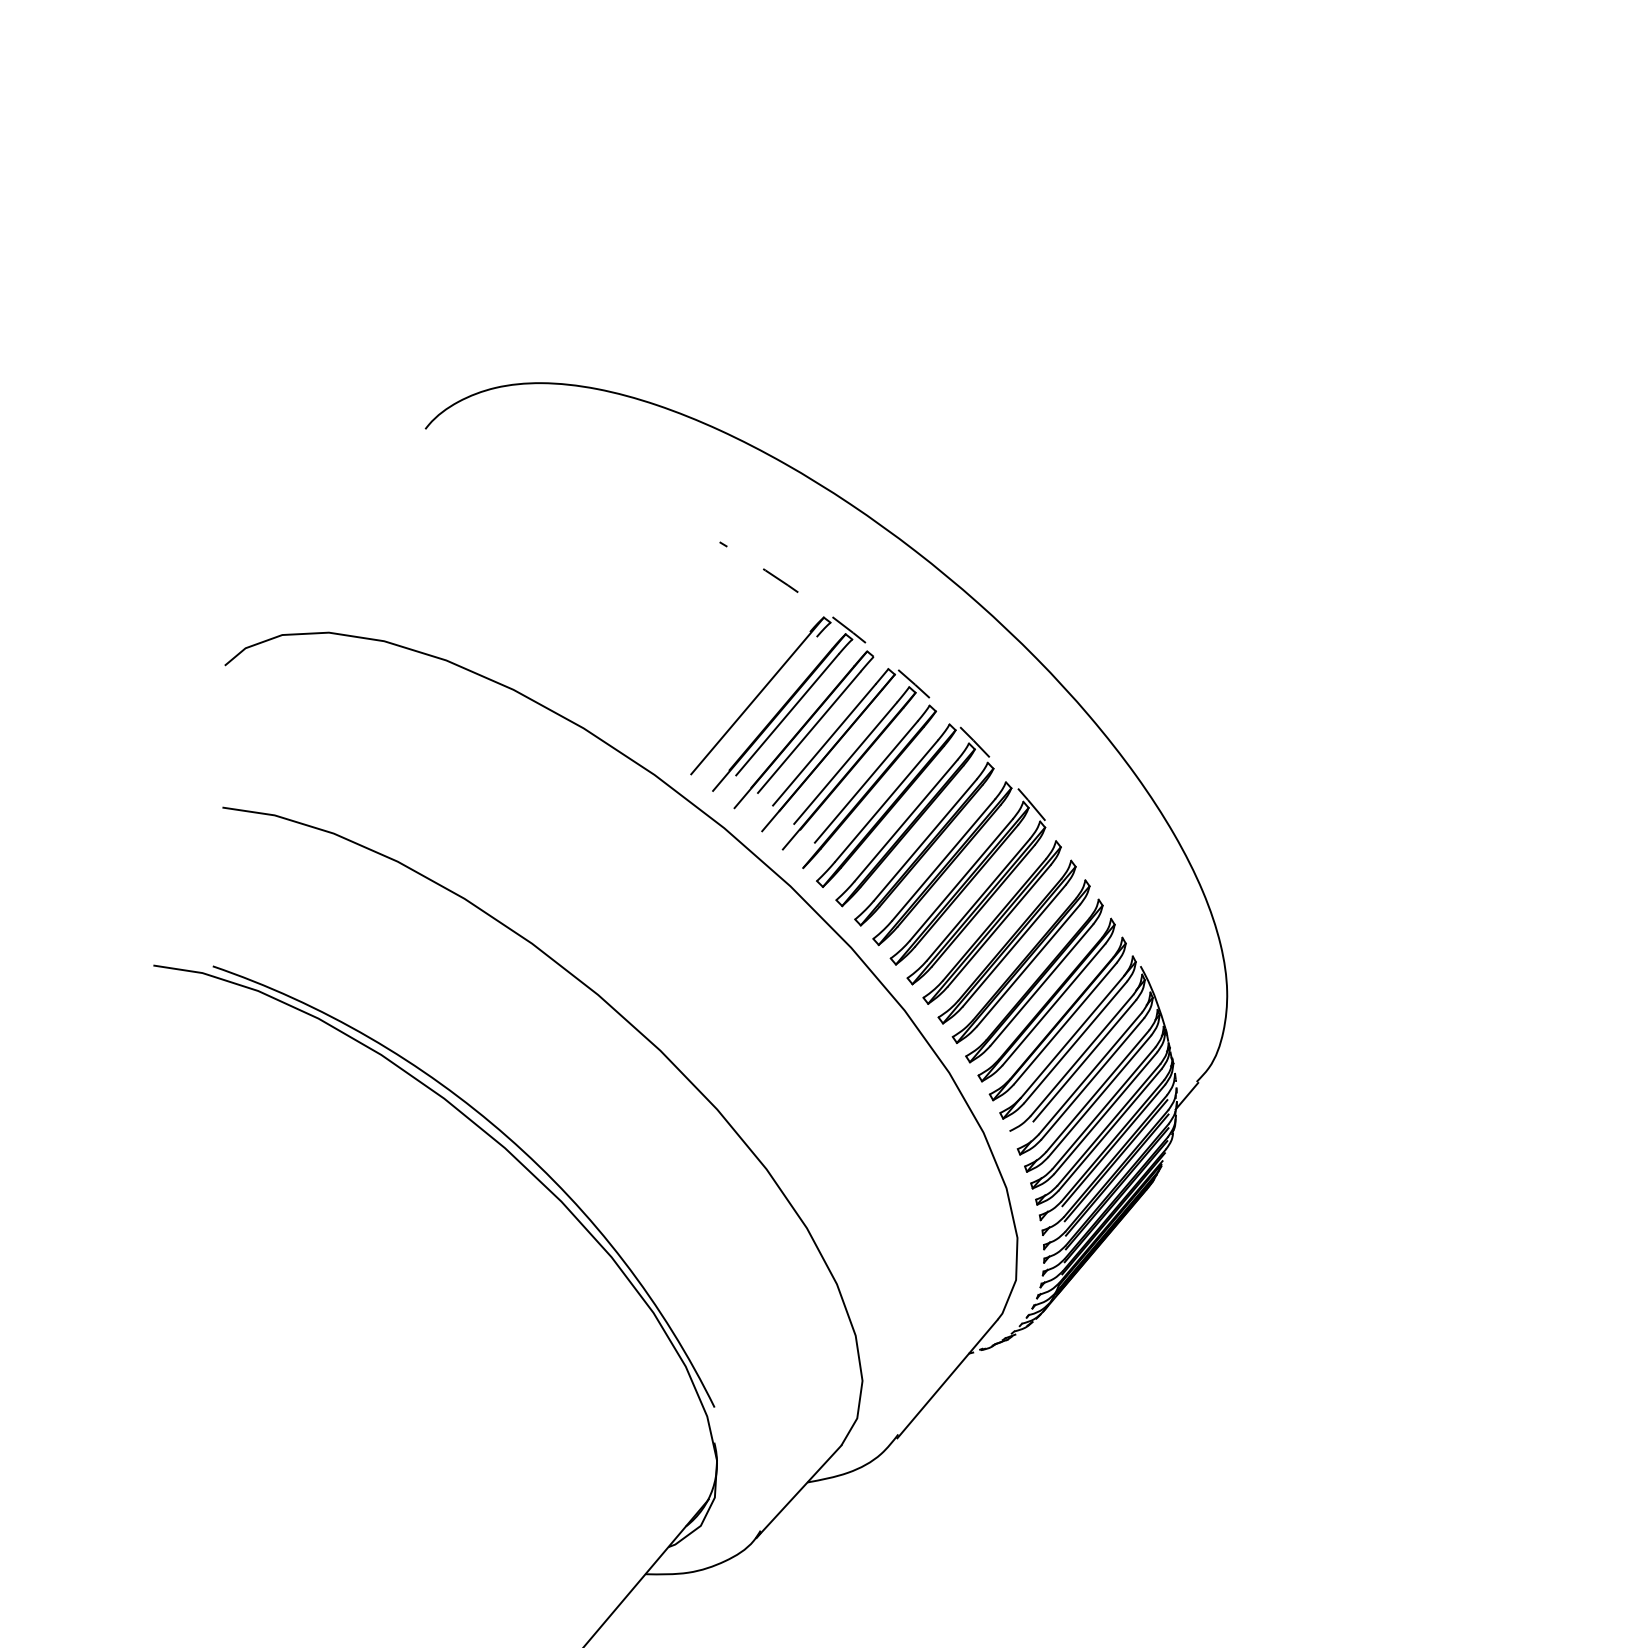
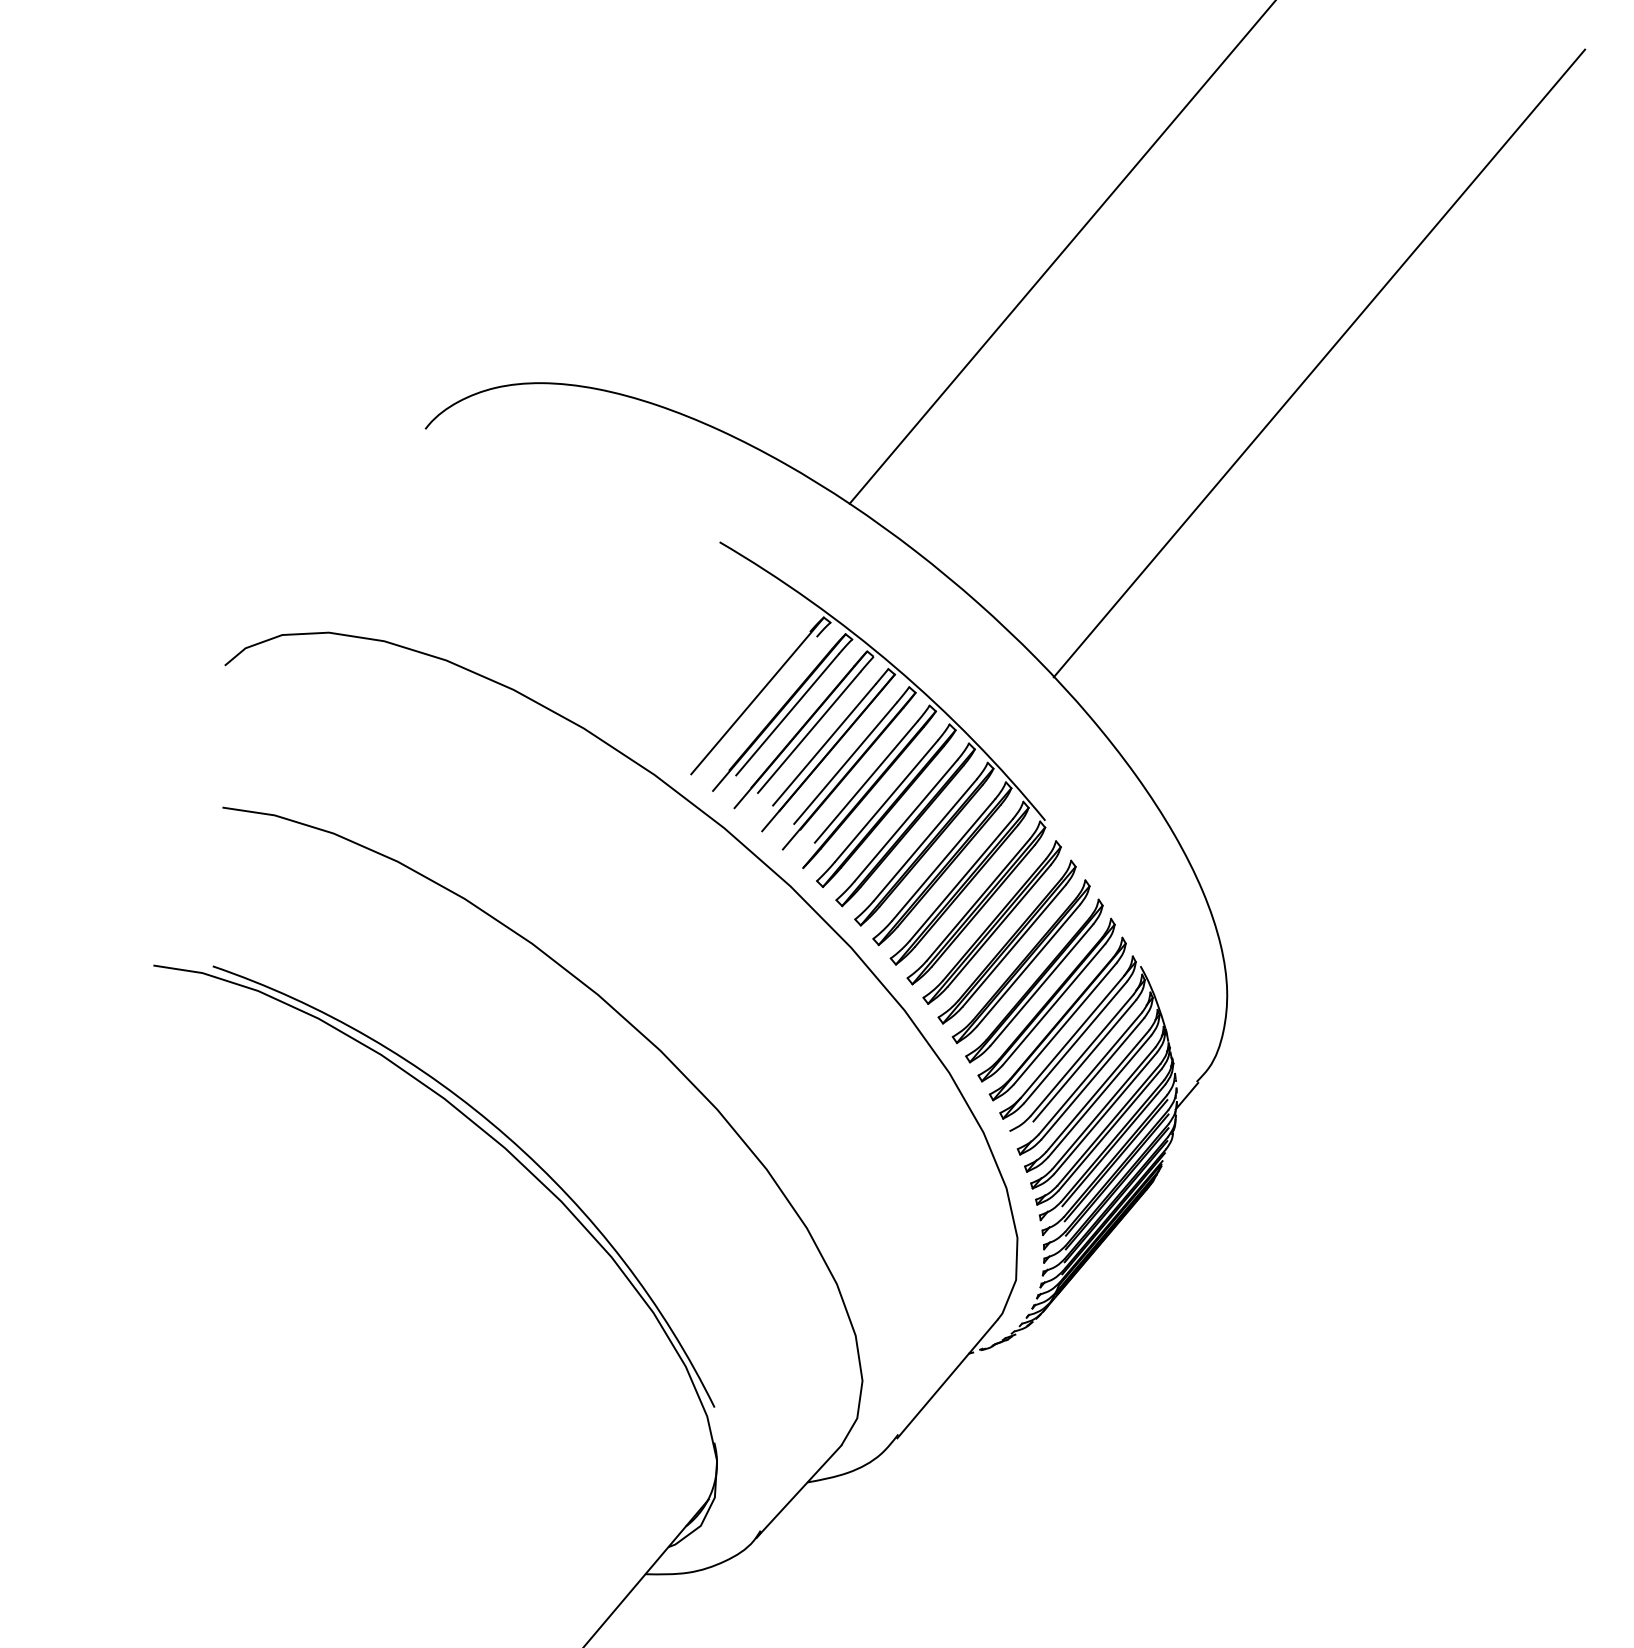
line: none -> present (1061, 252)
line: none -> present (1319, 363)
arc: dashed -> solid (894, 666)
